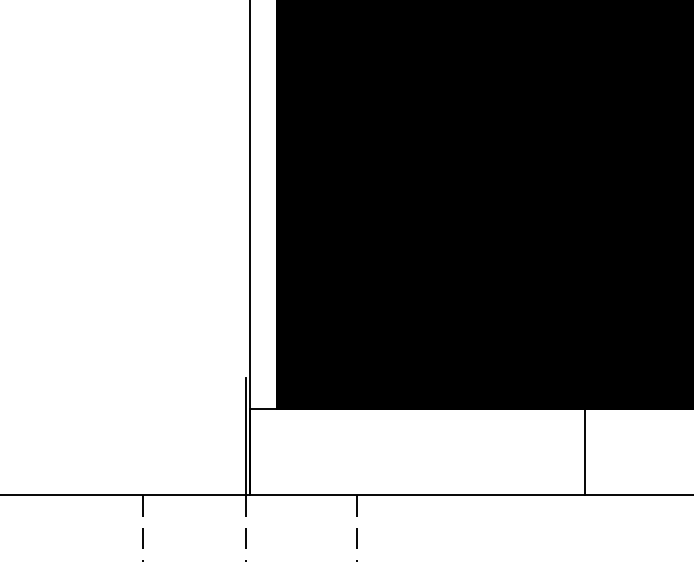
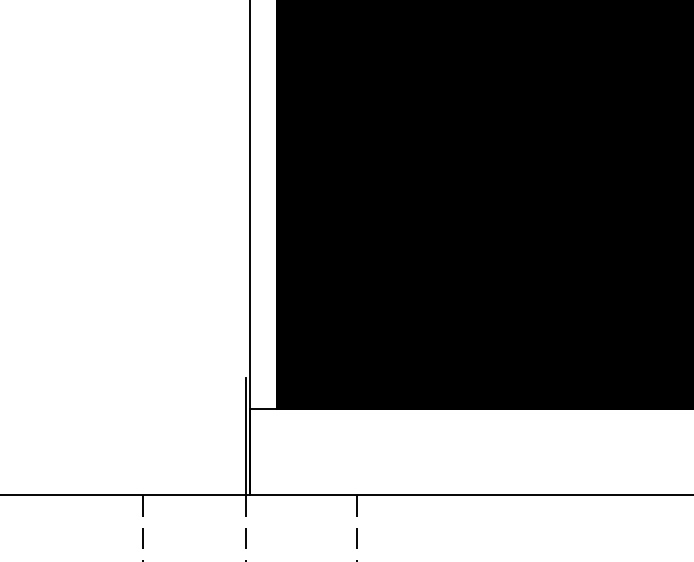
line: present -> none (585, 452)
